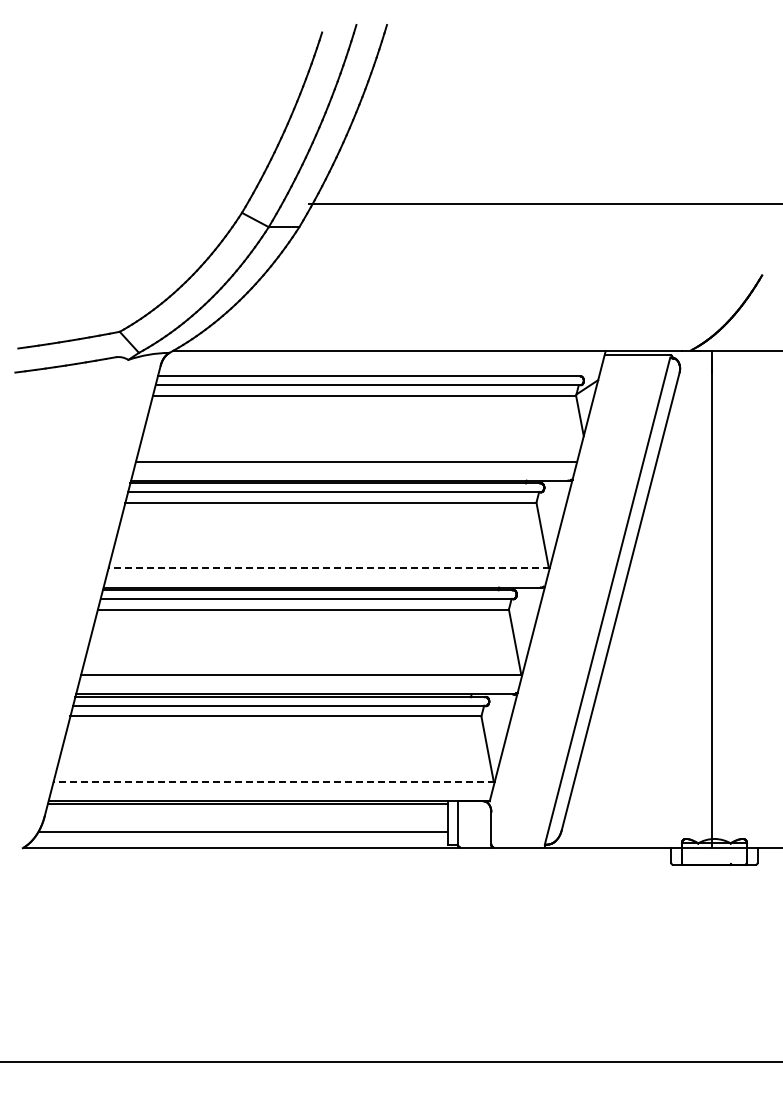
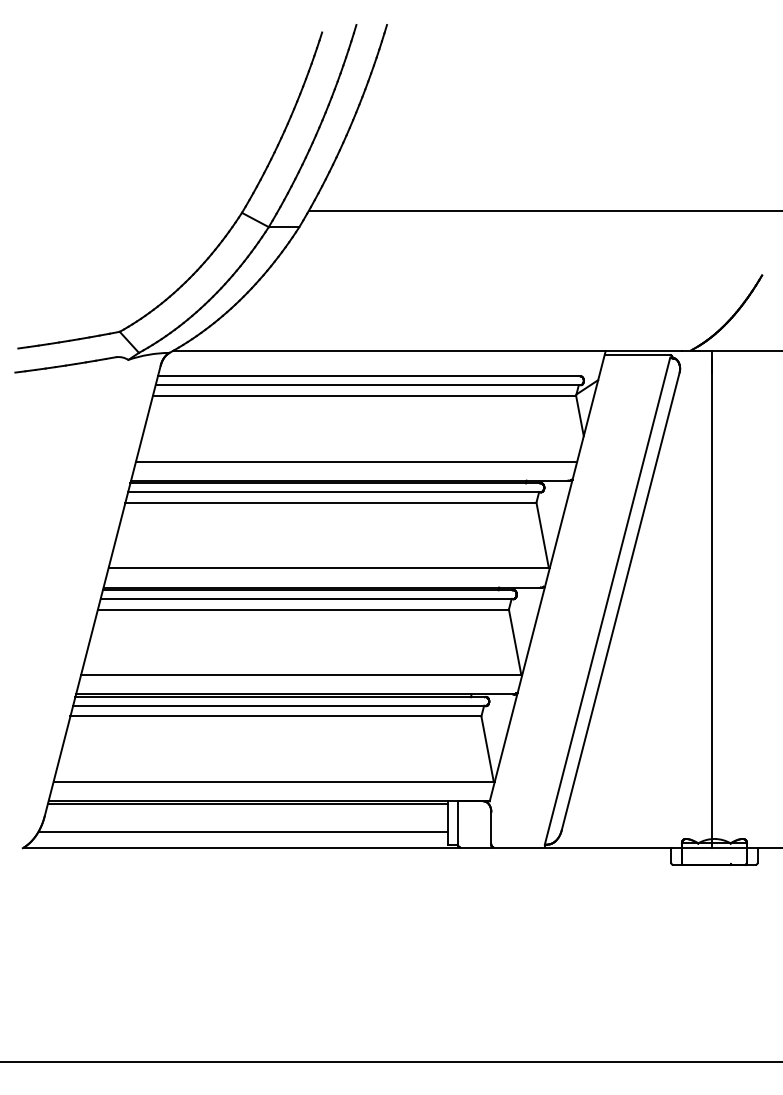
line position: (543, 203) -> (543, 210) (543, 210)
line: dashed -> solid (329, 568)
line: dashed -> solid (274, 782)
